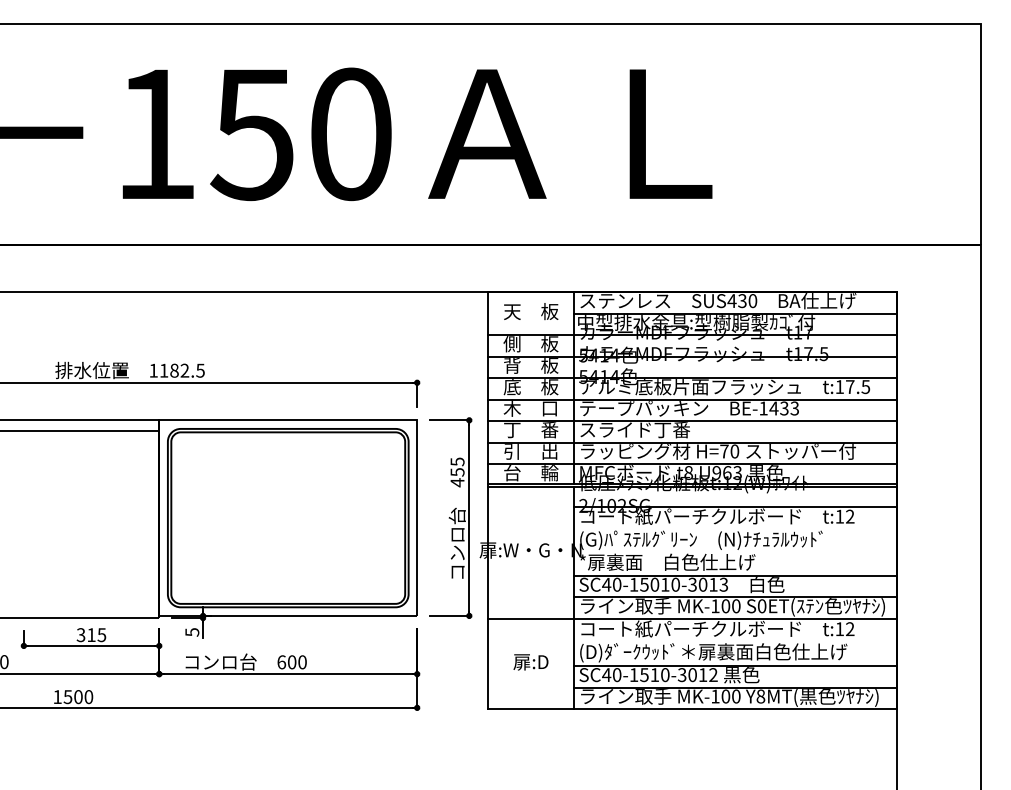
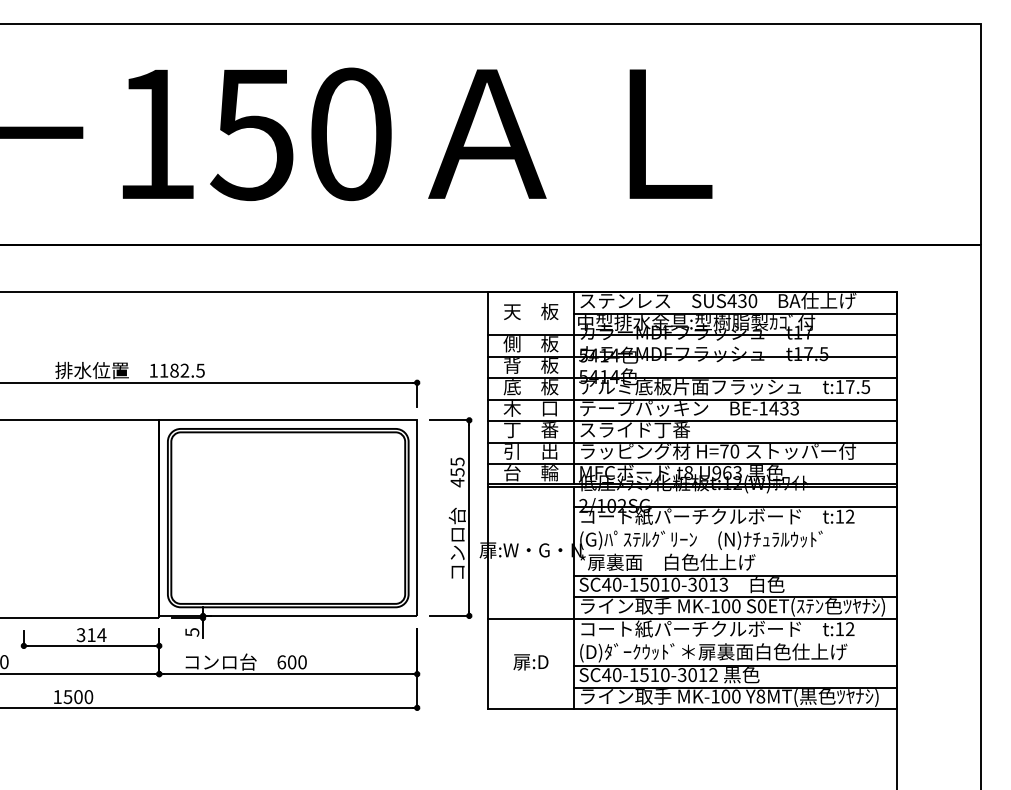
line: present -> none (80, 431)
text: 315 -> 314 (101, 635)
